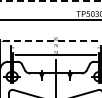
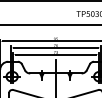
line: dashed -> solid (50, 1)
line position: (50, 19) -> (50, 24) (50, 24)
line: dashed -> solid (52, 41)
line: none -> present (55, 47)
